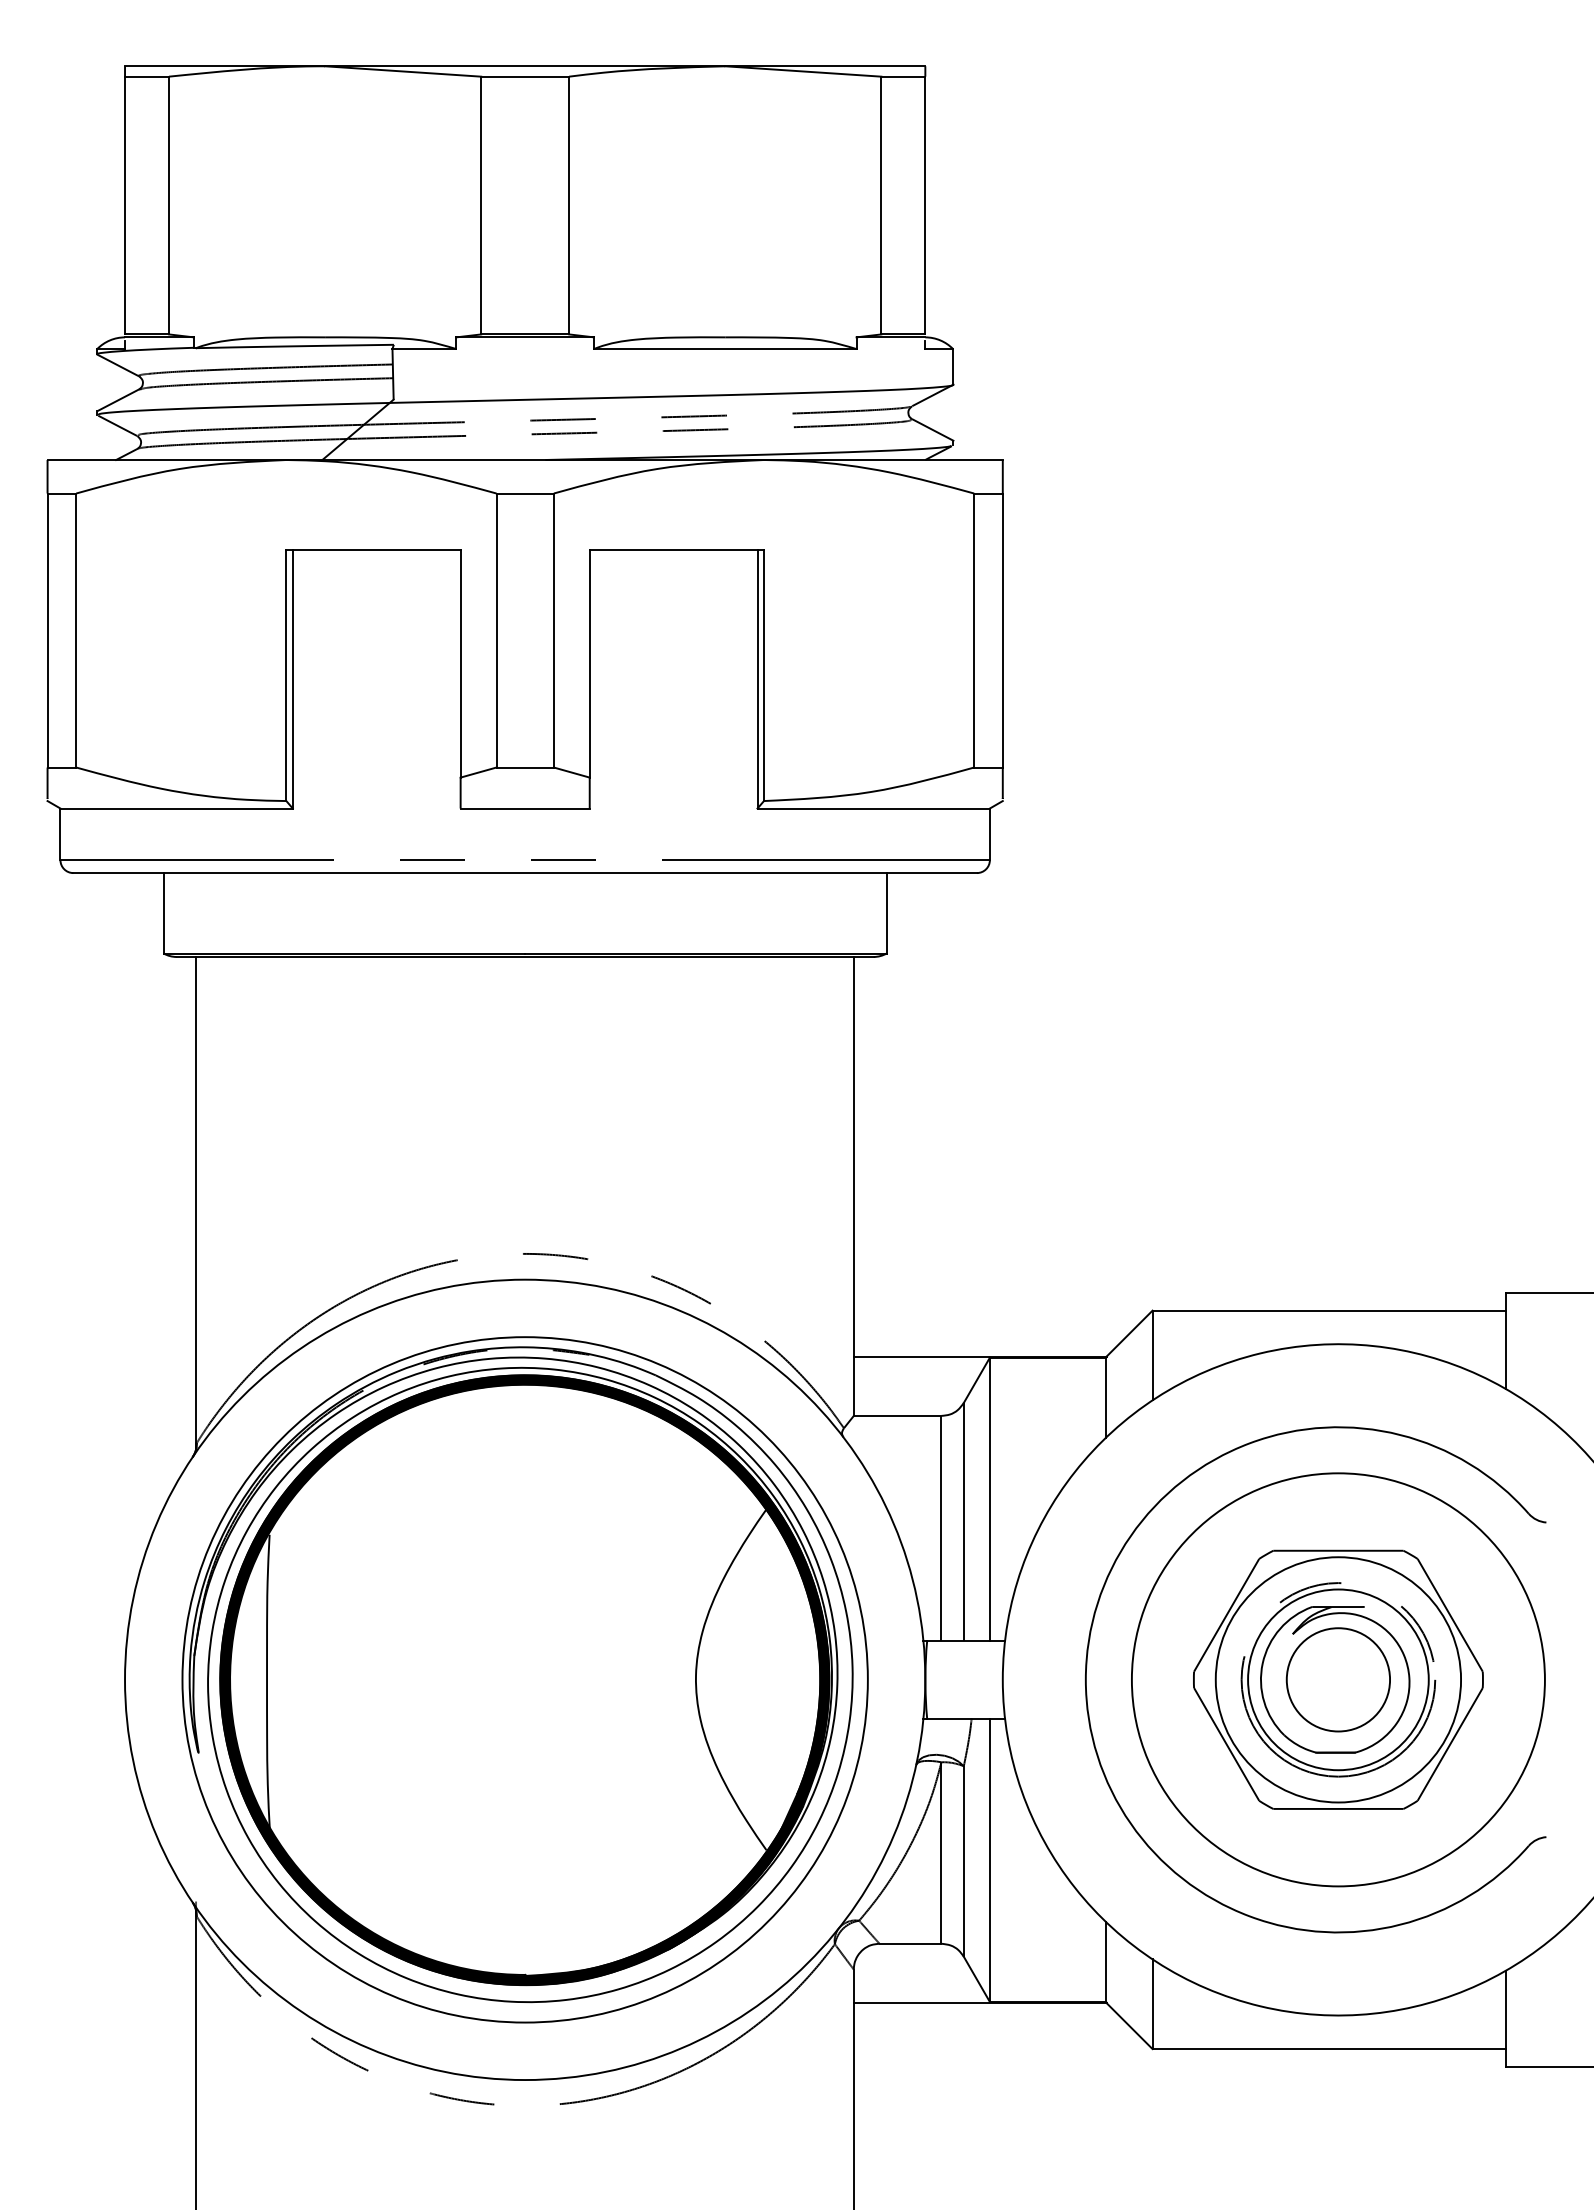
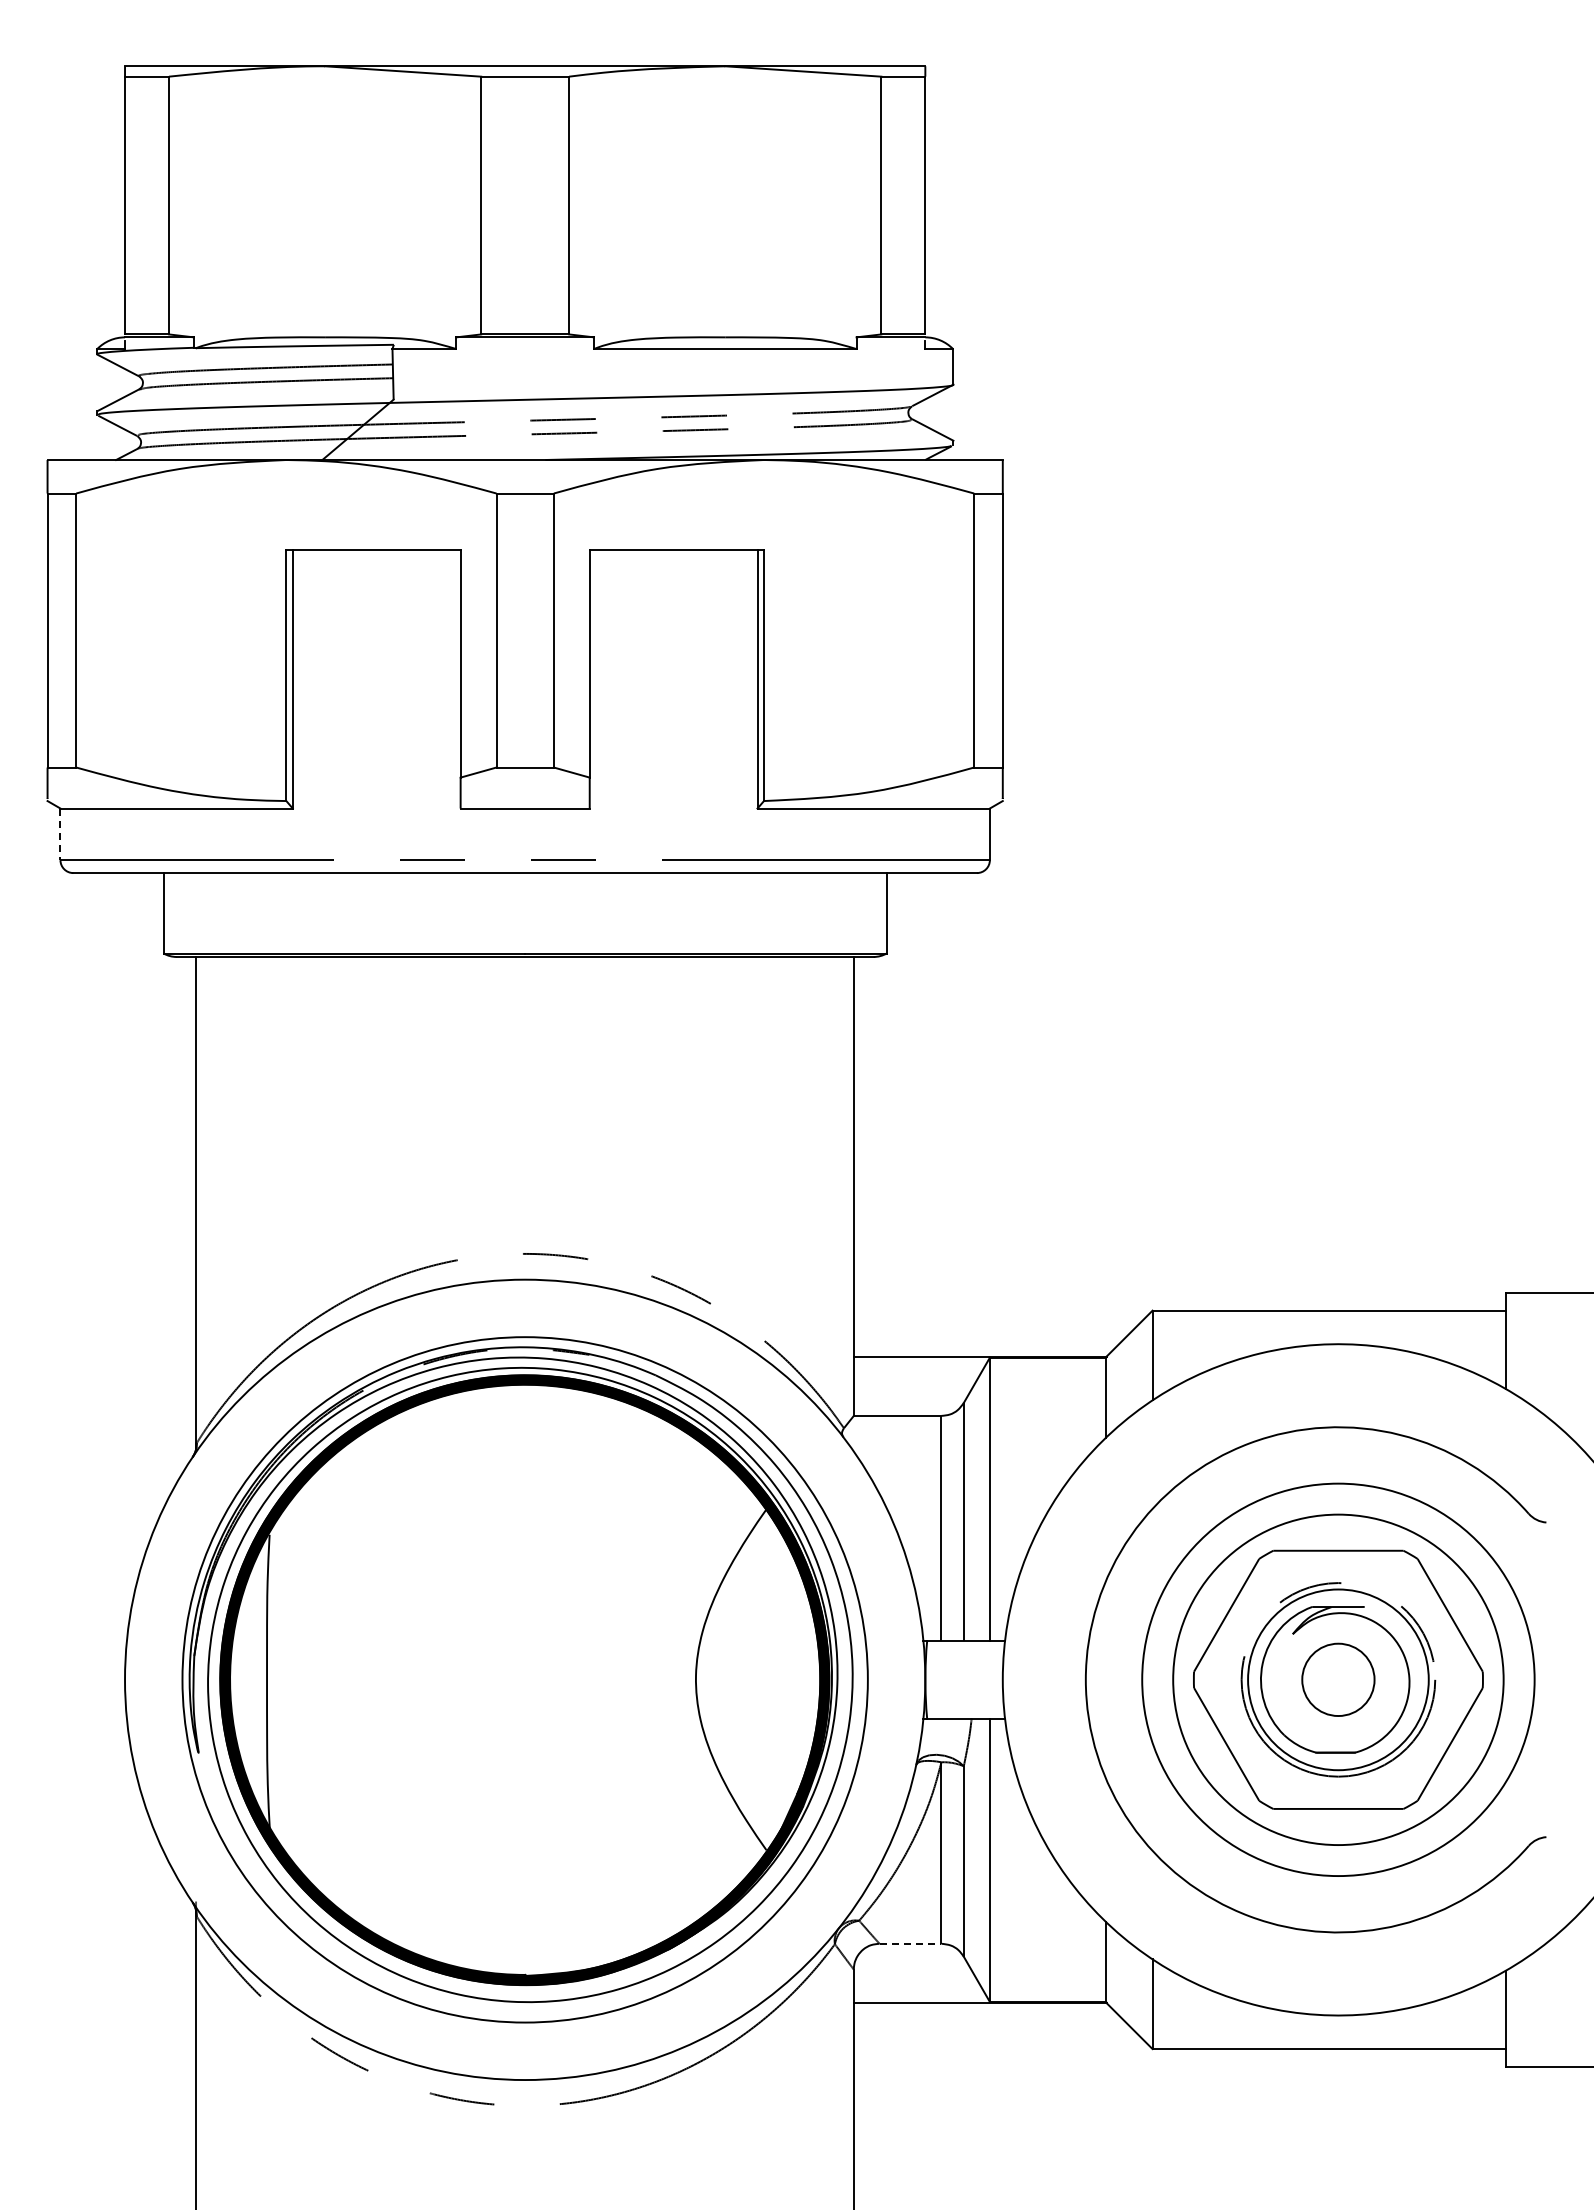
line: solid -> dashed (60, 834)
circle diameter: 413 px -> 330 px (1338, 1679)
circle diameter: 103 px -> 72 px (1338, 1679)
circle diameter: 245 px -> 392 px (1338, 1679)
line: solid -> dashed (910, 1943)
